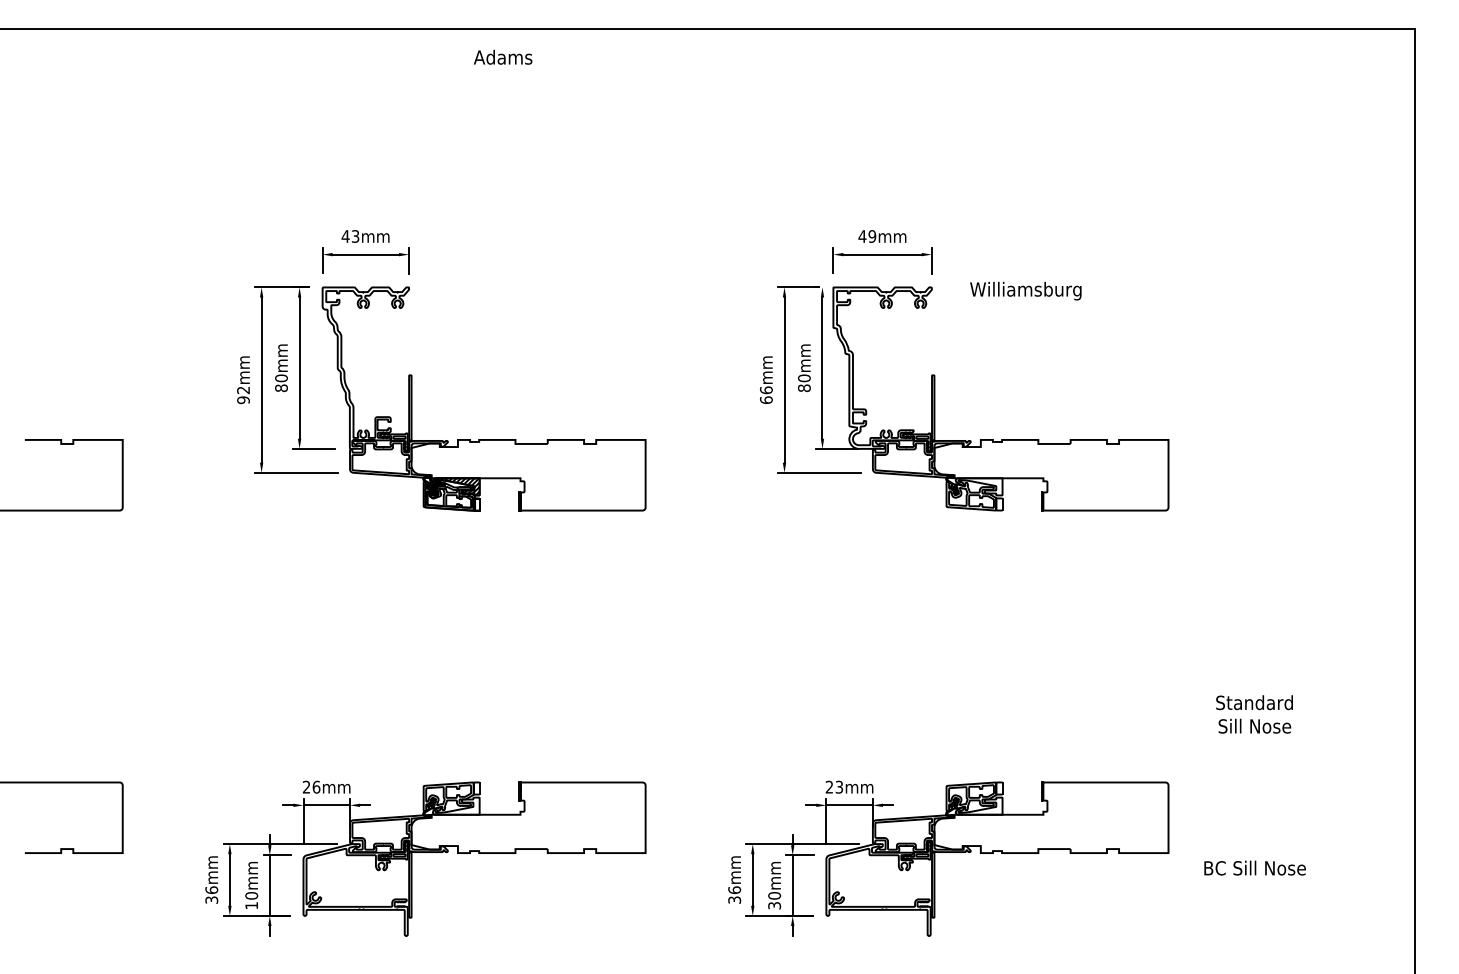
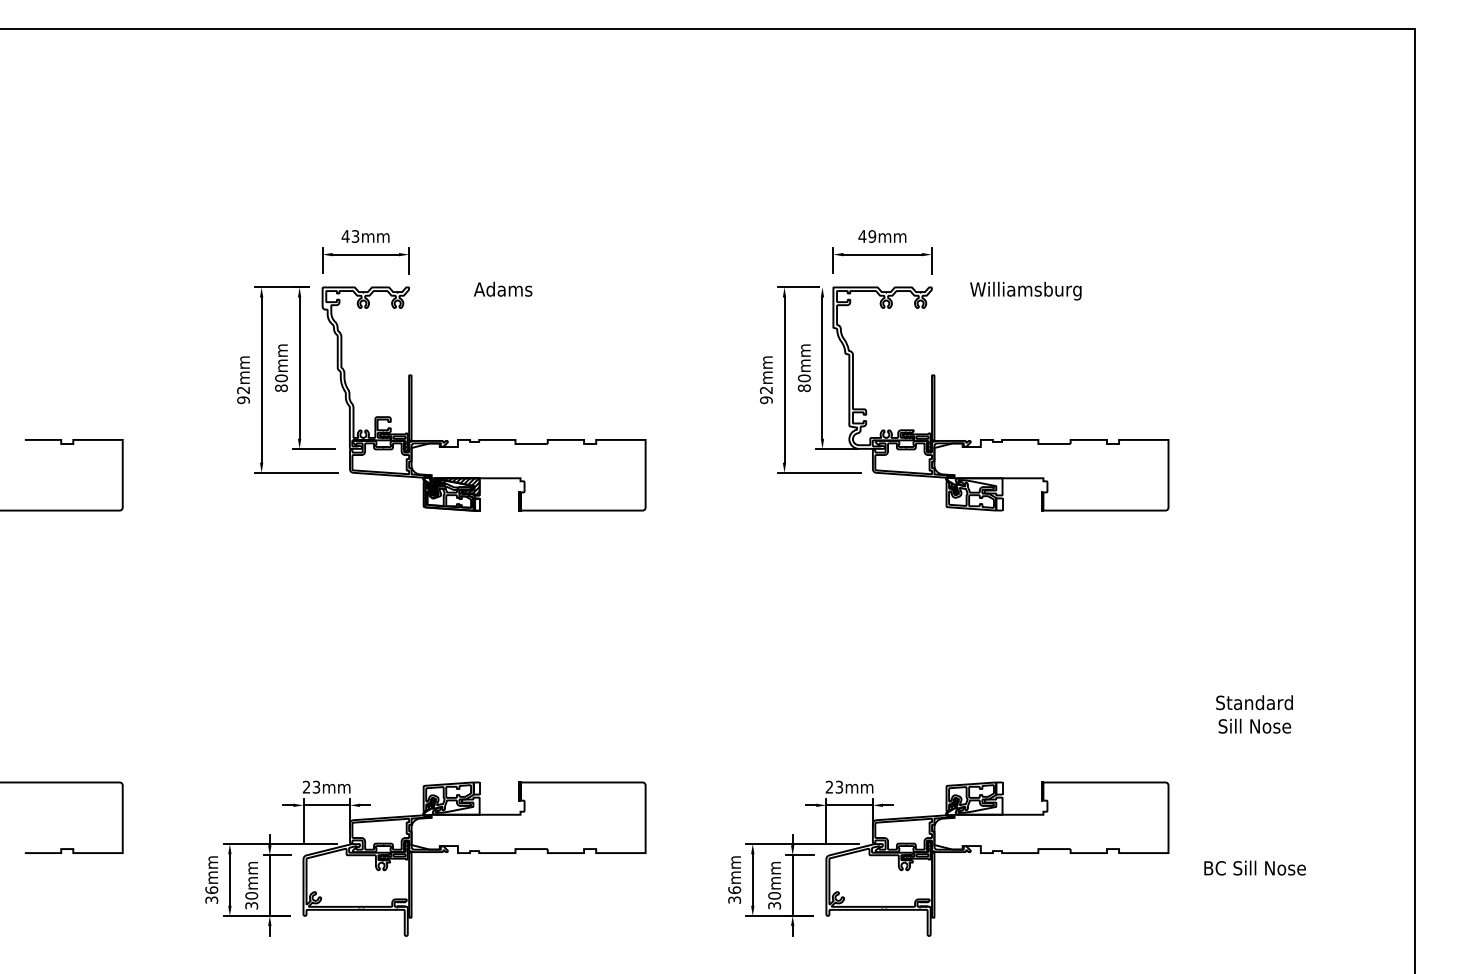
text position: (503, 56) -> (503, 288) (503, 288)
text: 66mm -> 92mm (766, 395)
text: 26mm -> 23mm (316, 786)
text: 10mm -> 30mm (251, 905)
